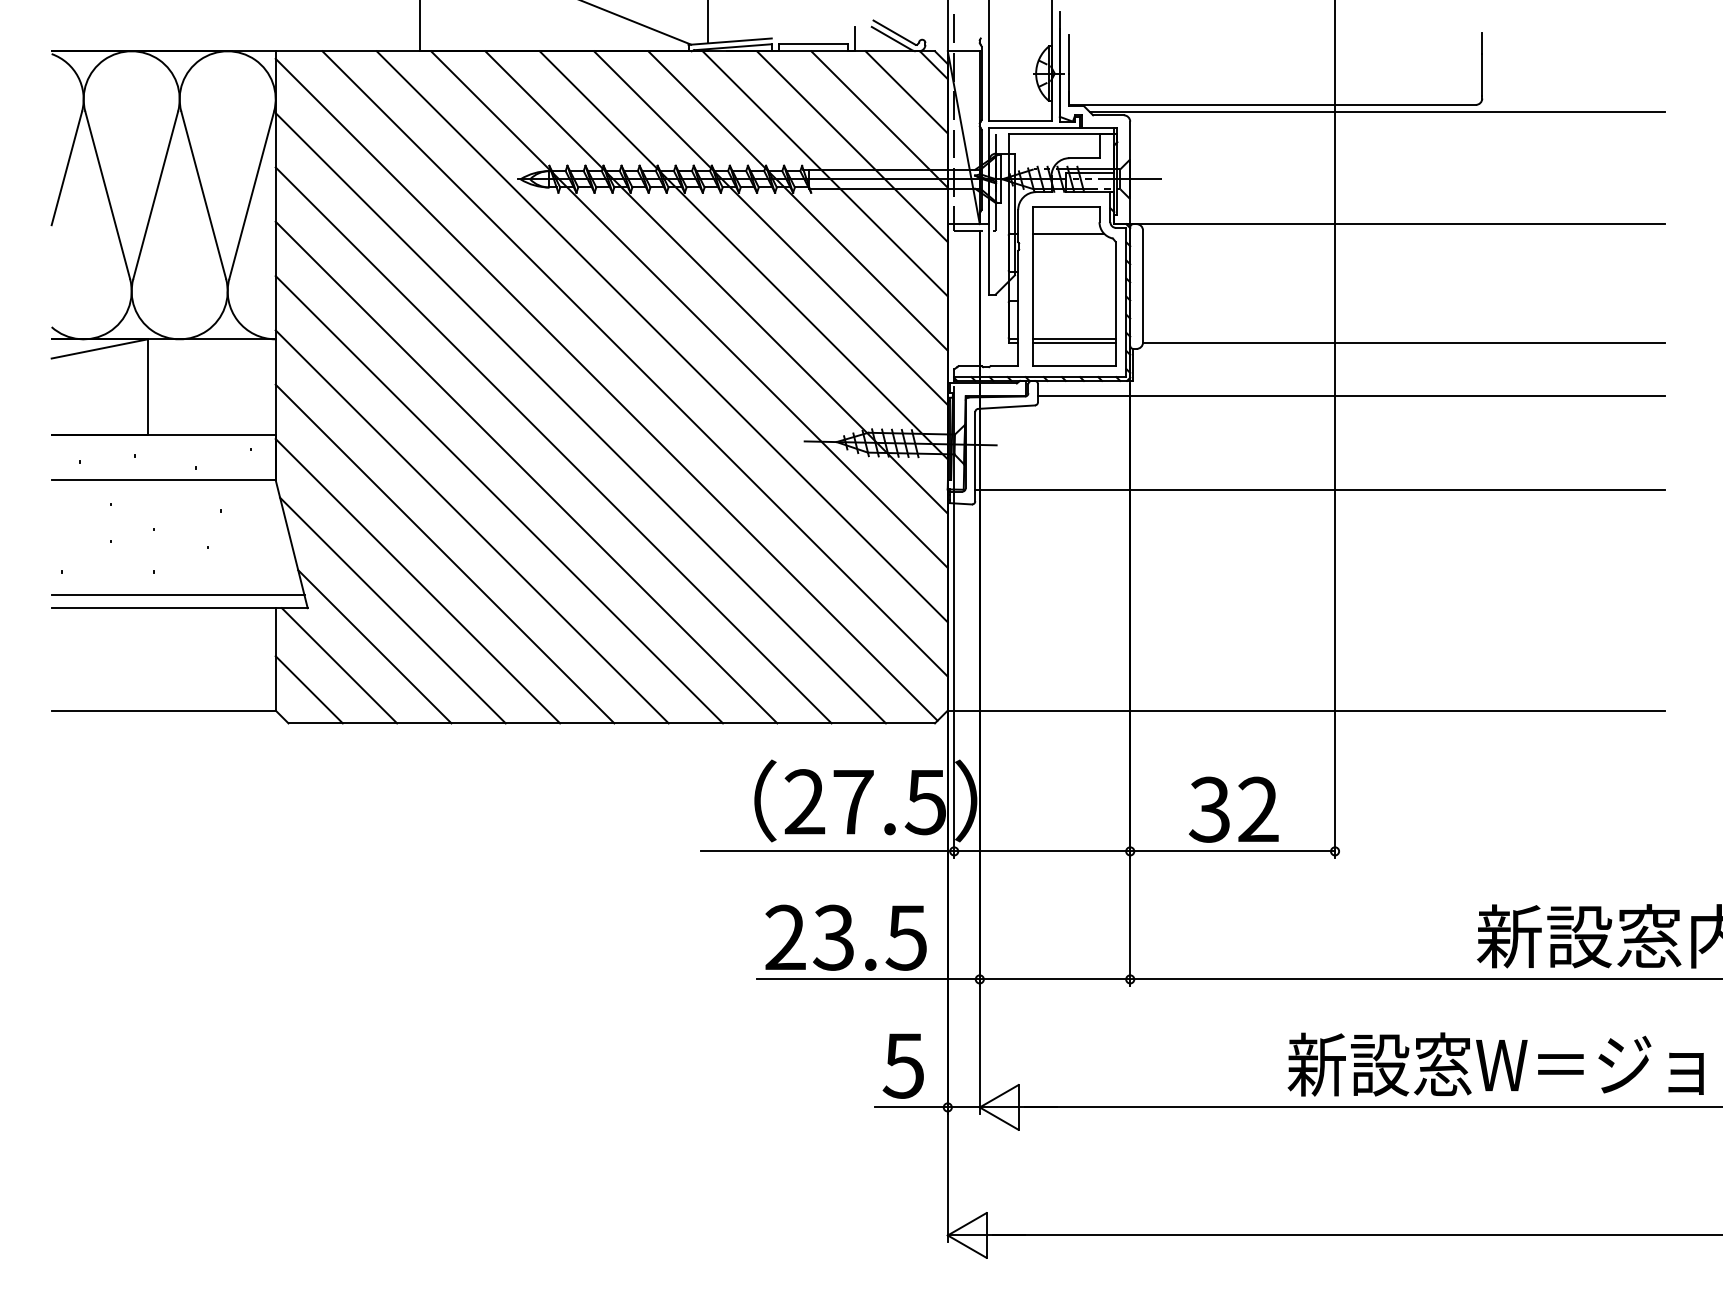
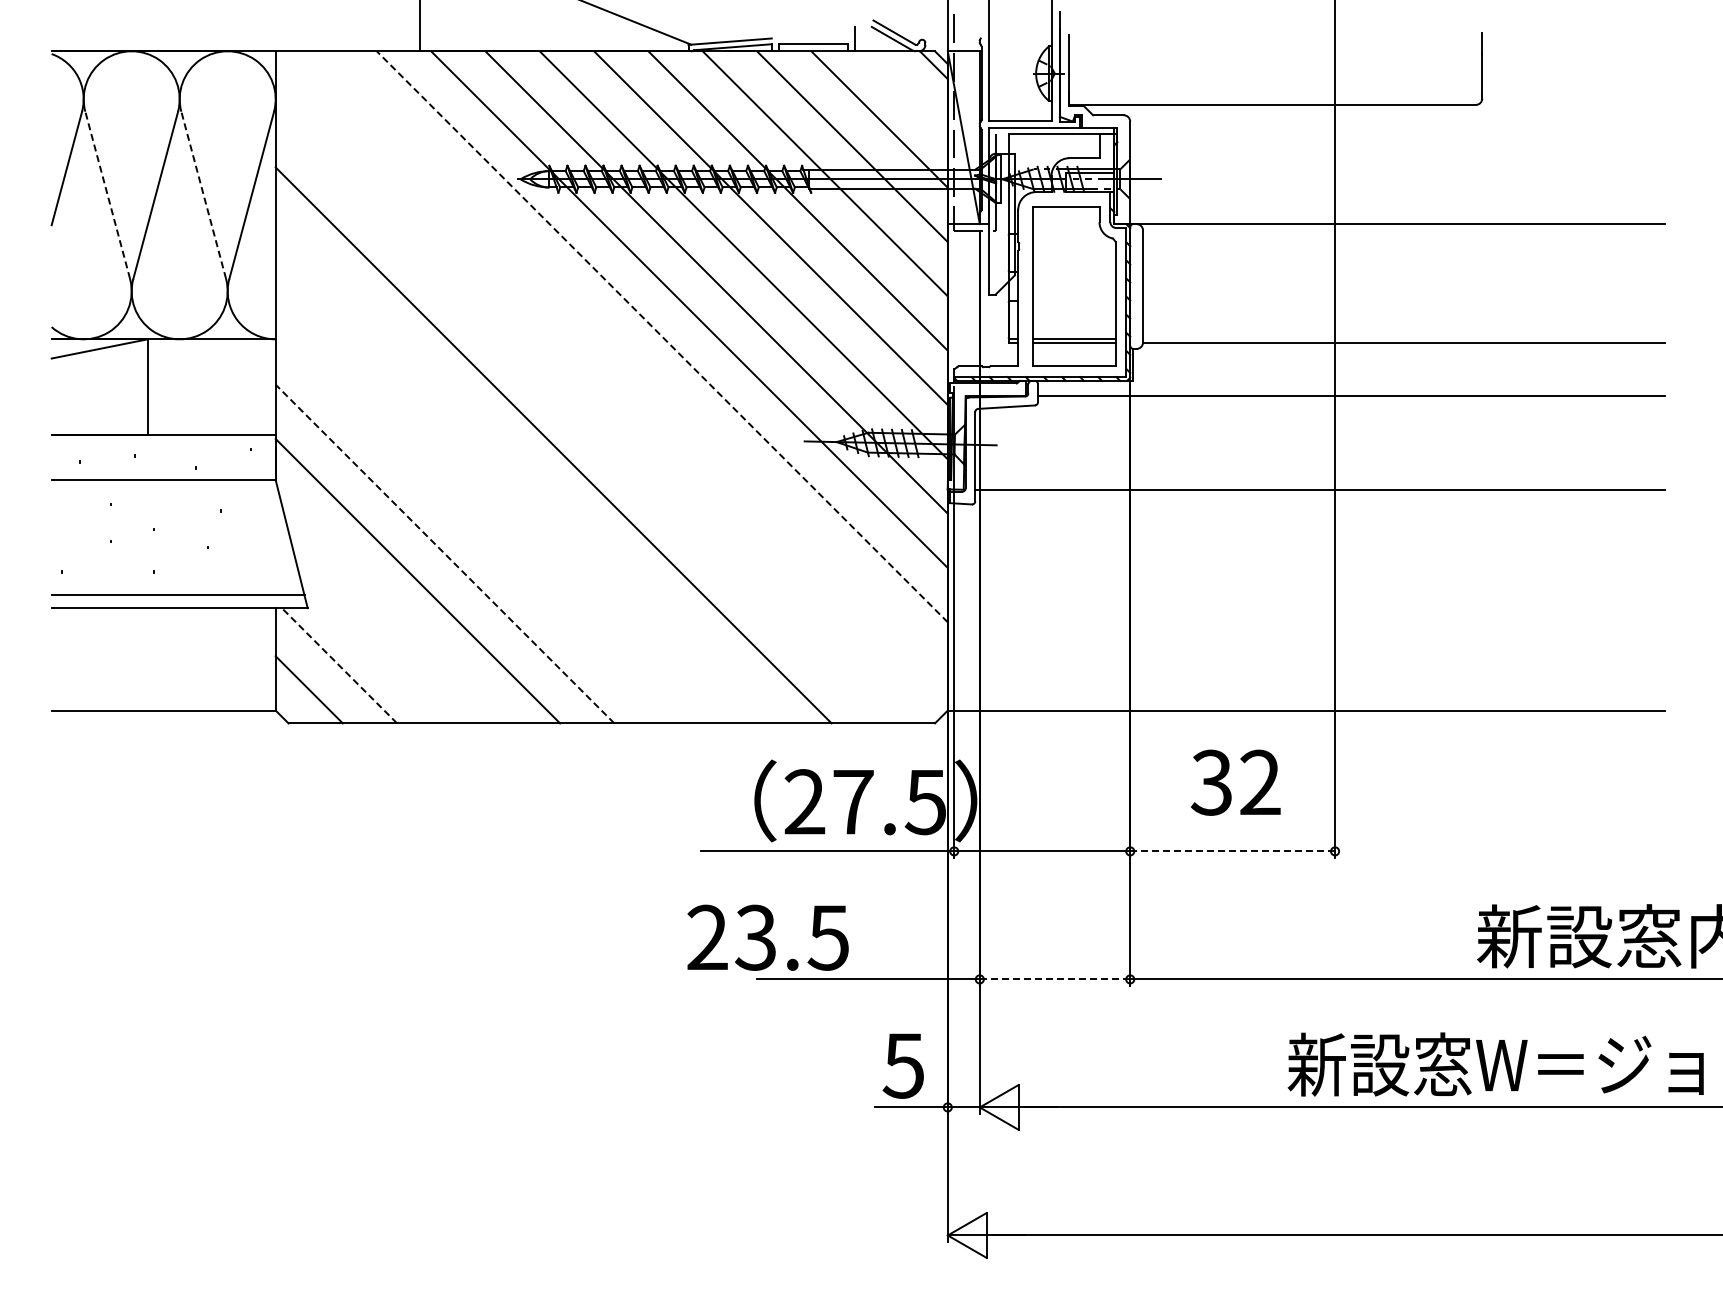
line: present -> none (707, 22)
line: present -> none (906, 92)
line: present -> none (1376, 112)
line: solid -> dashed (107, 195)
line: solid -> dashed (203, 195)
line: present -> none (1068, 233)
line: solid -> dashed (662, 336)
line: present -> none (634, 363)
line: present -> none (606, 389)
line: present -> none (580, 418)
line: present -> none (526, 472)
line: present -> none (499, 499)
line: present -> none (471, 526)
line: solid -> dashed (444, 553)
line: present -> none (392, 610)
line: present -> none (374, 646)
line: solid -> dashed (339, 665)
text position: (1233, 809) -> (1235, 782) (1235, 782)
line: solid -> dashed (1233, 851)
text position: (845, 937) -> (767, 937) (767, 937)
line: solid -> dashed (1054, 979)
